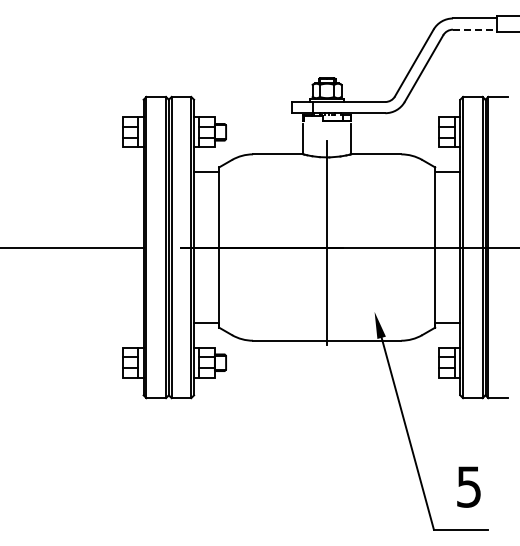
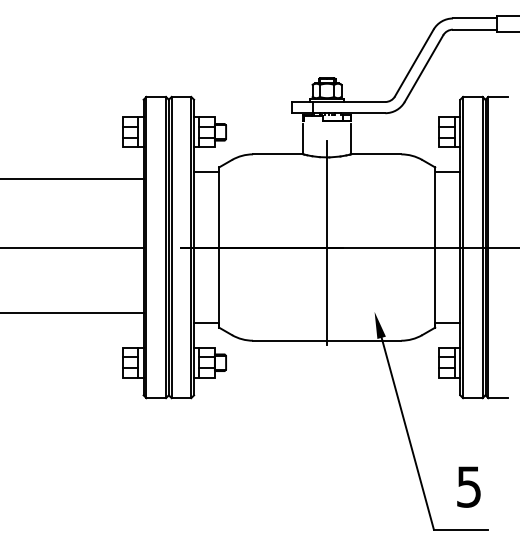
line: dashed -> solid (475, 29)
line: none -> present (72, 178)
line: none -> present (72, 313)
